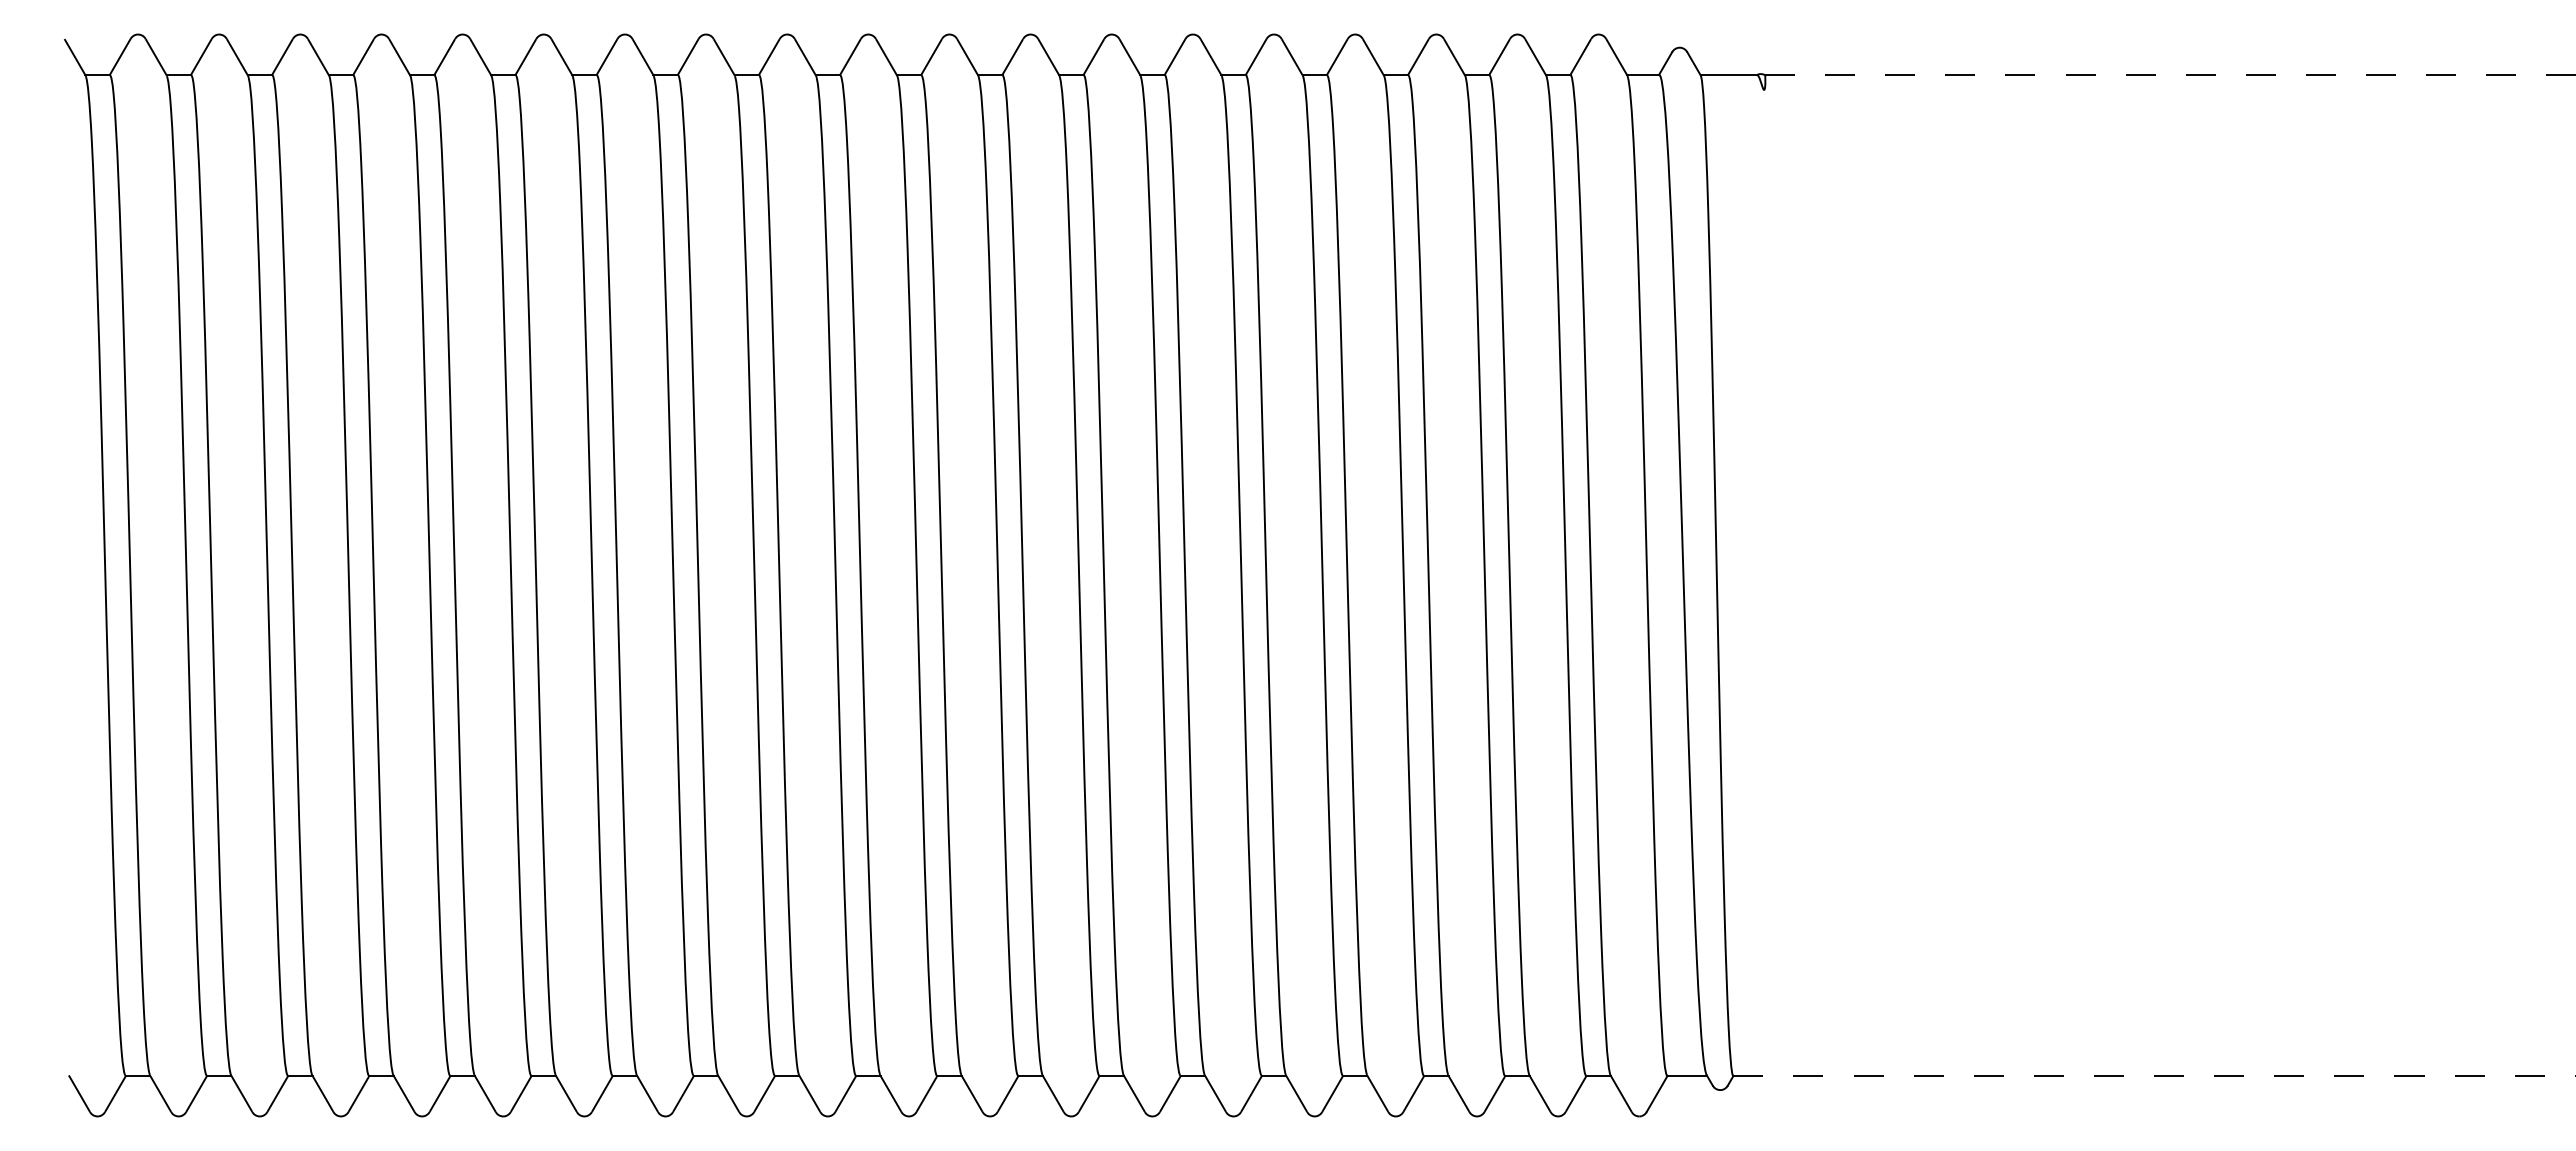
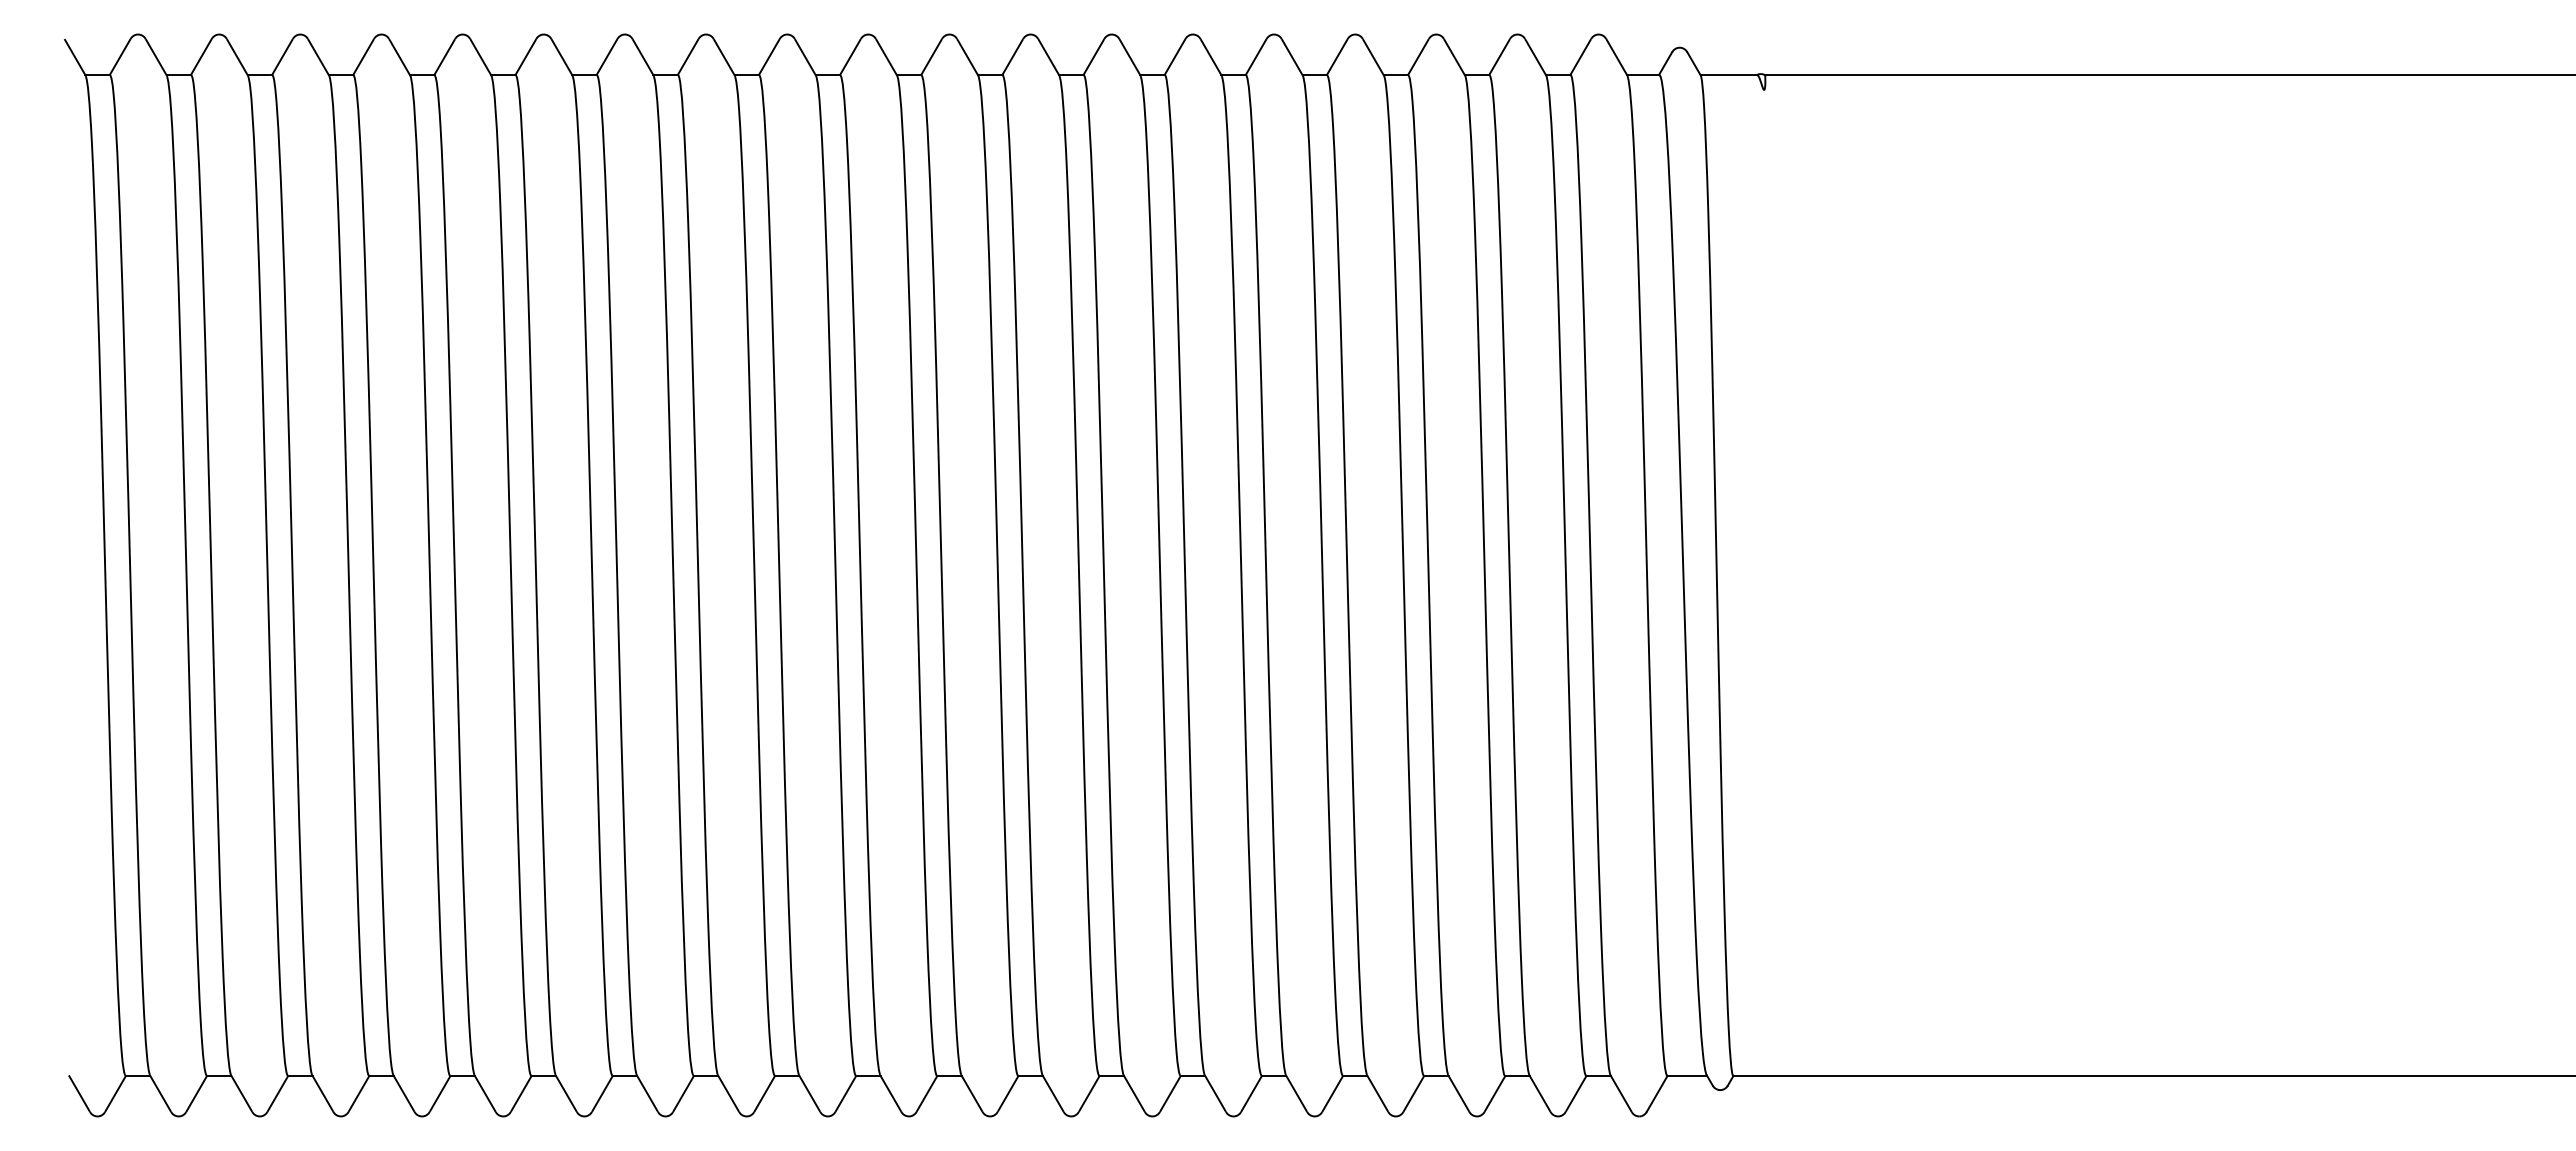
line: dashed -> solid (2170, 75)
line: dashed -> solid (2154, 1075)
